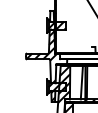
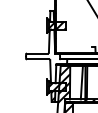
hatch: present -> none (41, 57)
